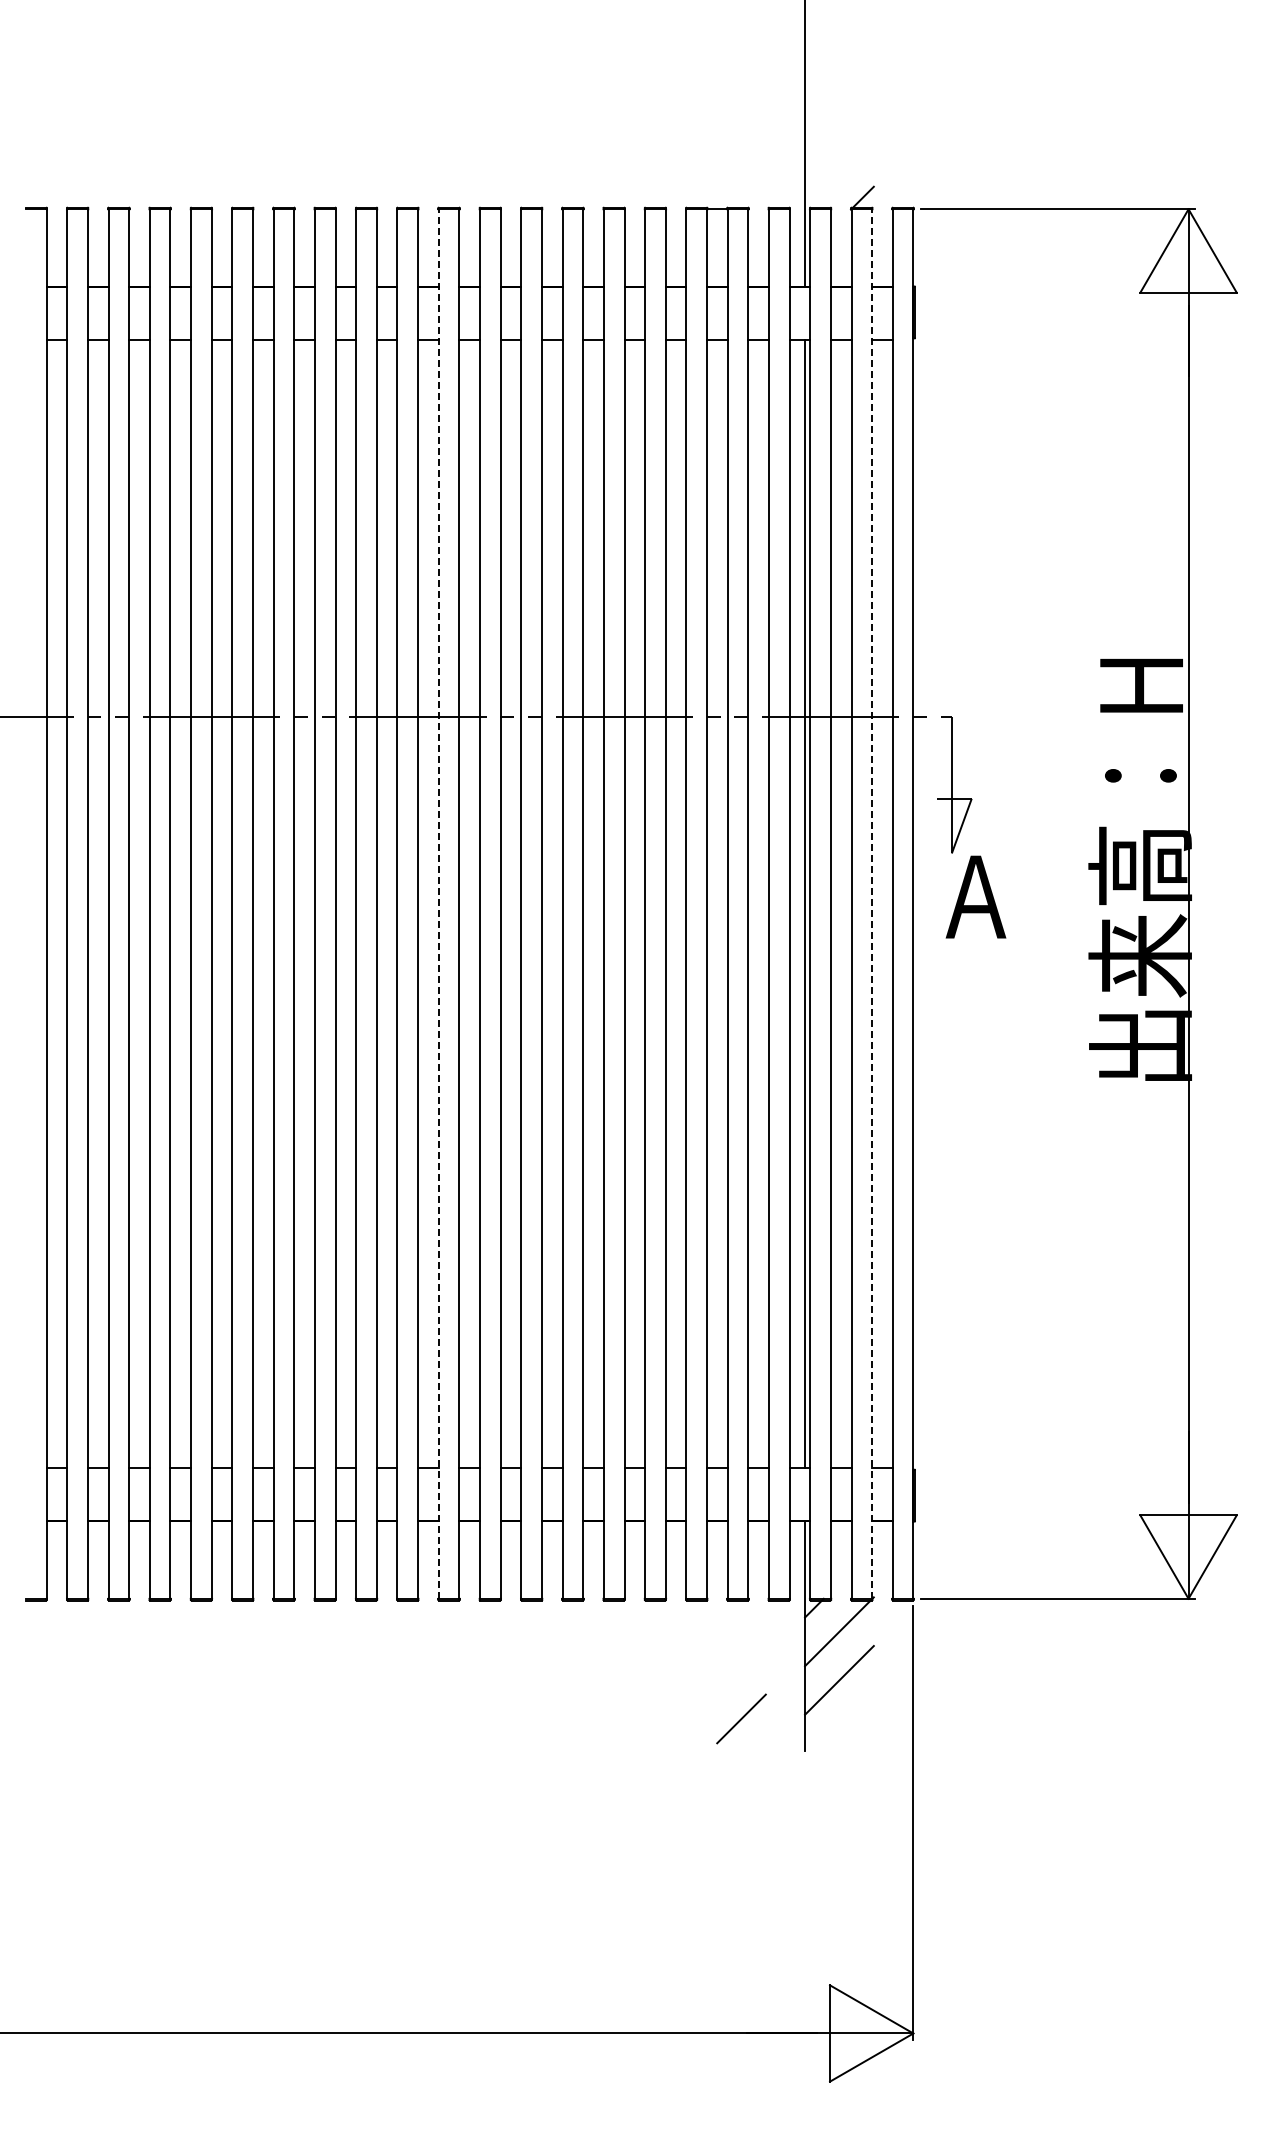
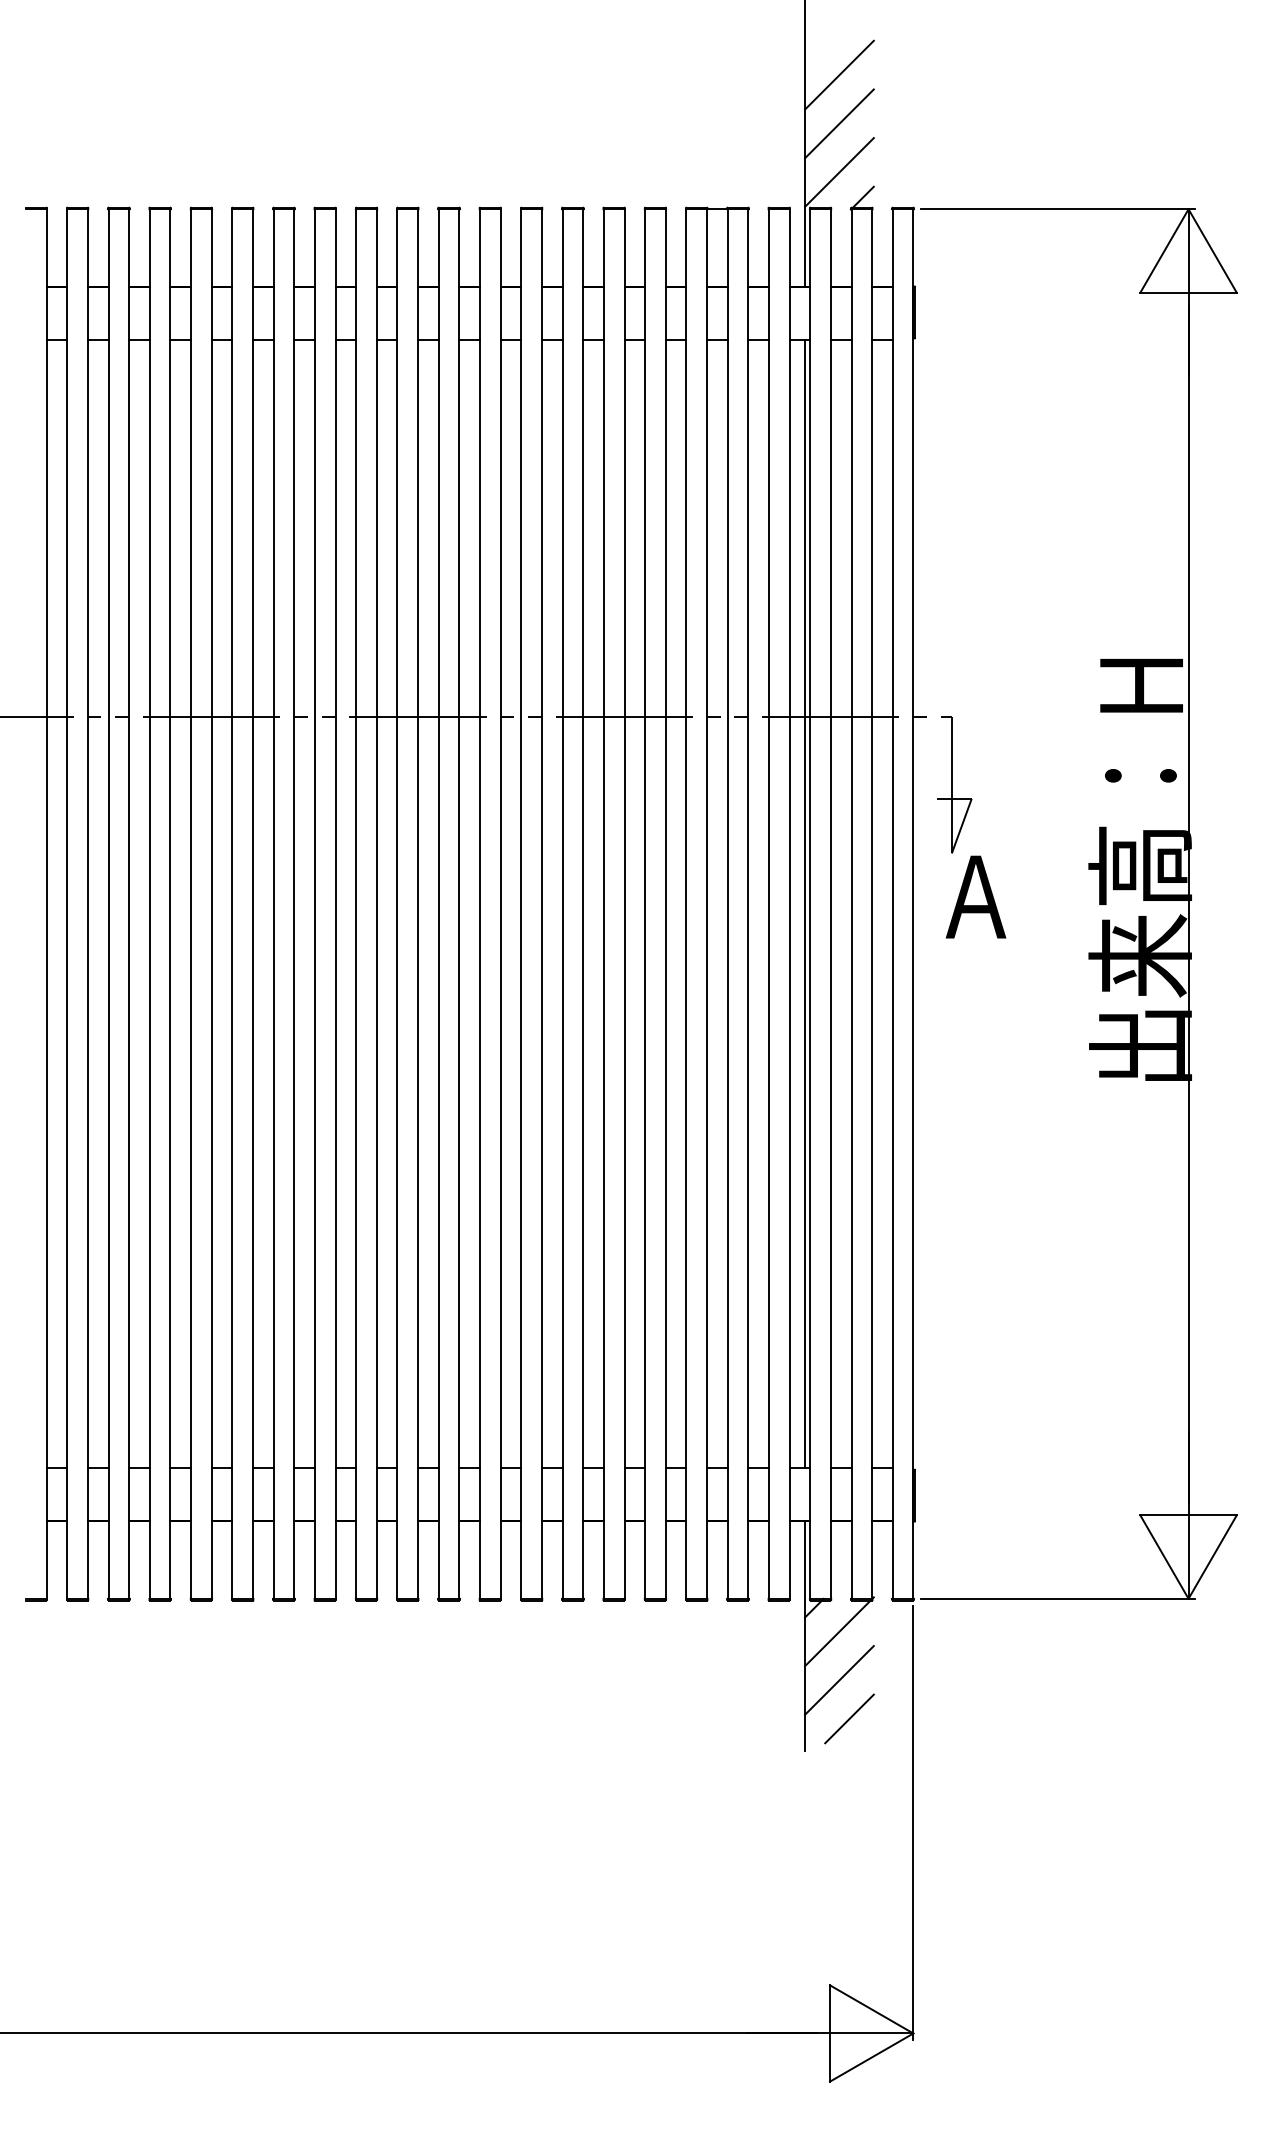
line: none -> present (839, 74)
line: none -> present (839, 123)
line: none -> present (839, 172)
line: dashed -> solid (438, 904)
line: dashed -> solid (872, 904)
line position: (741, 1718) -> (849, 1718) (849, 1718)
